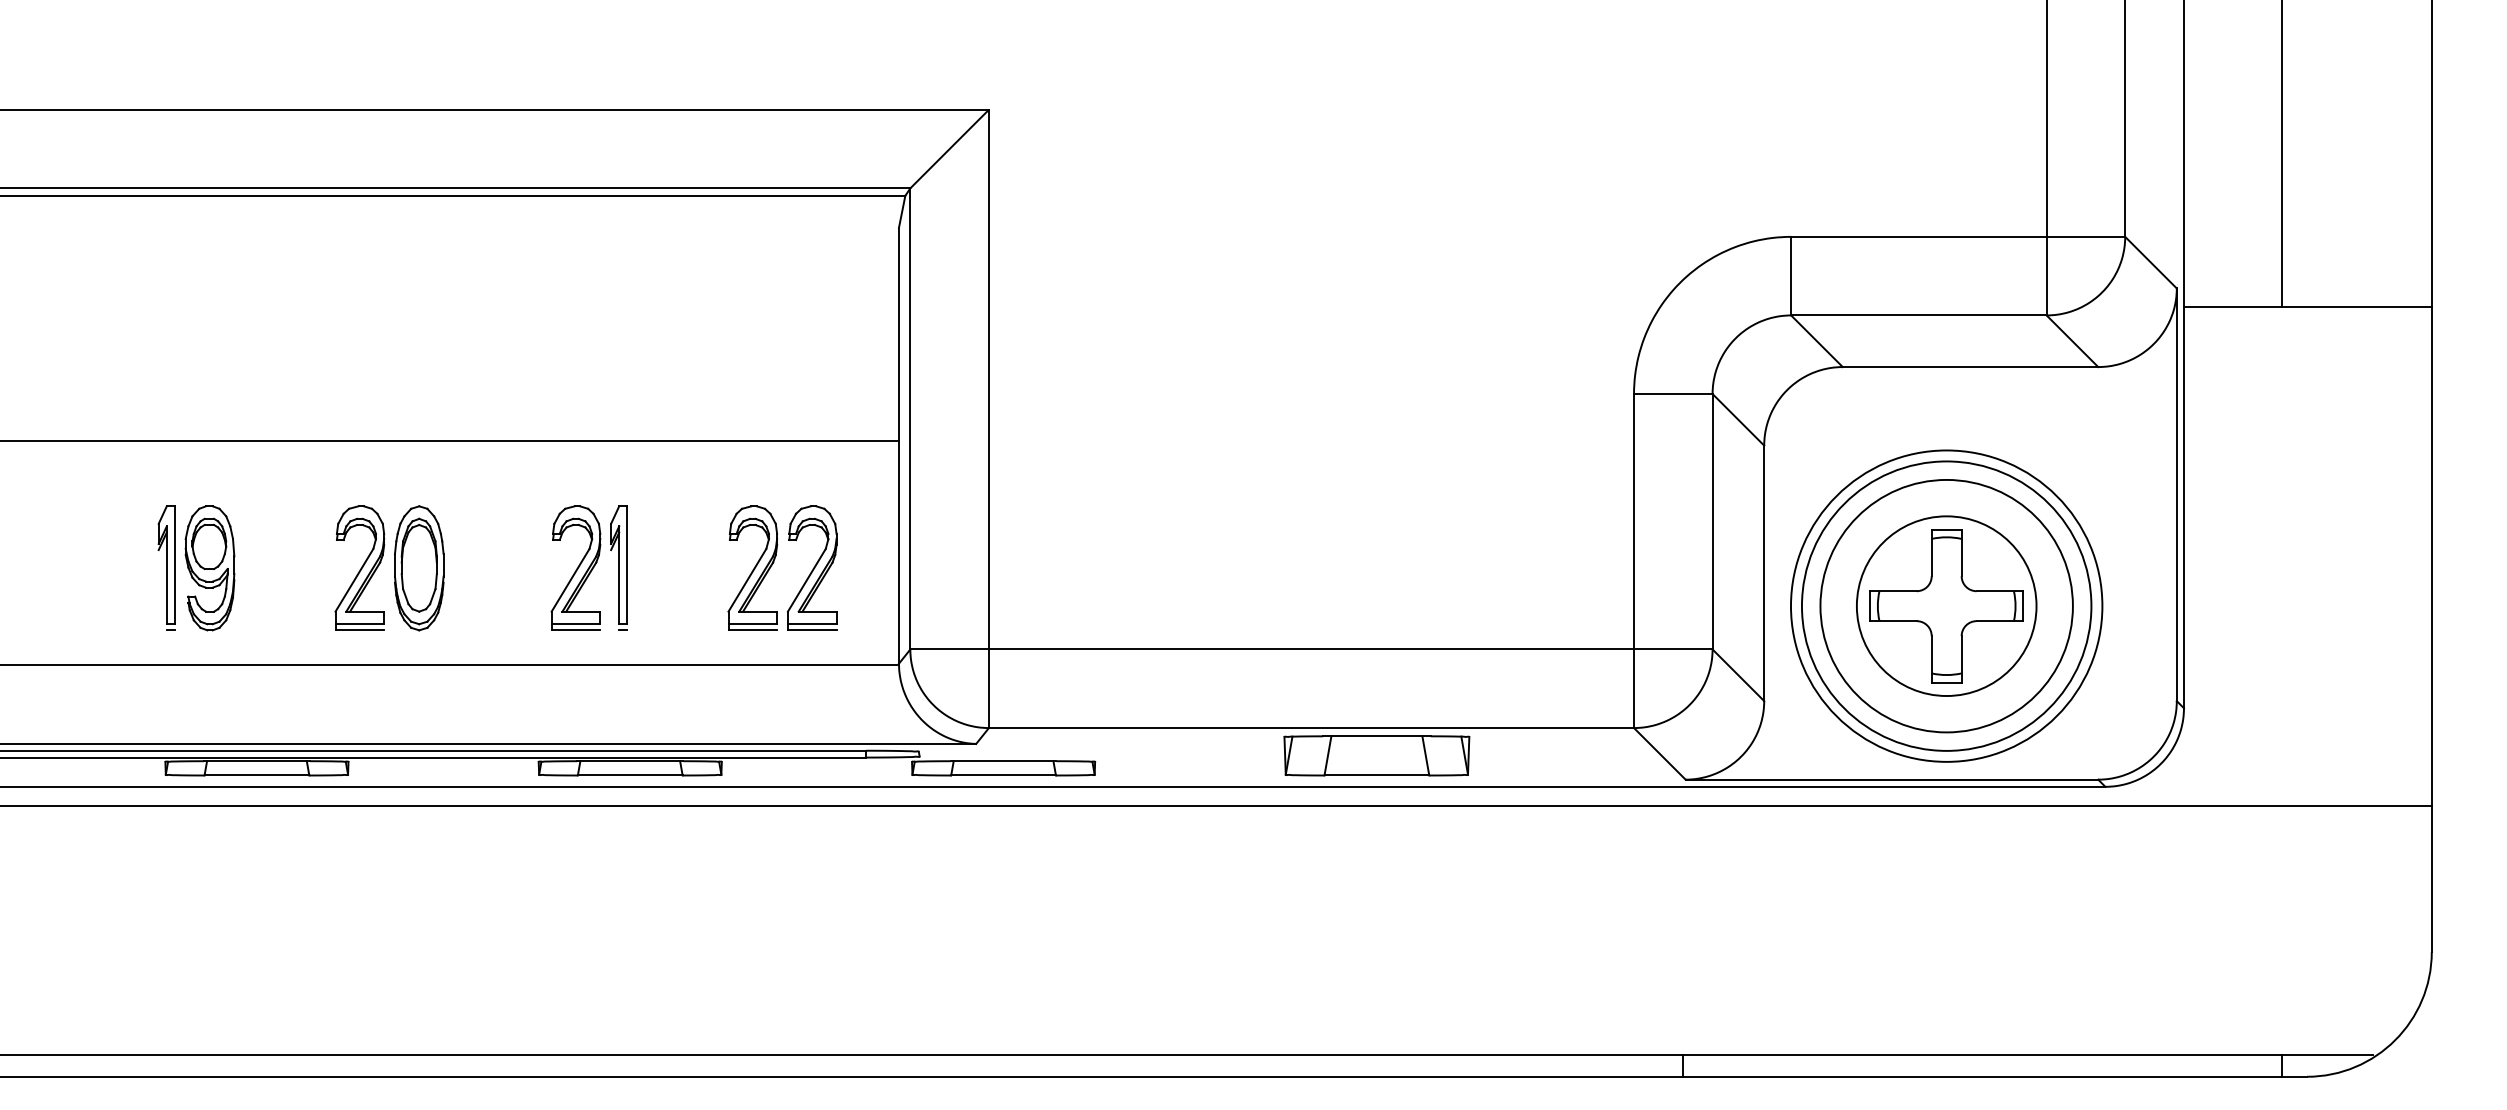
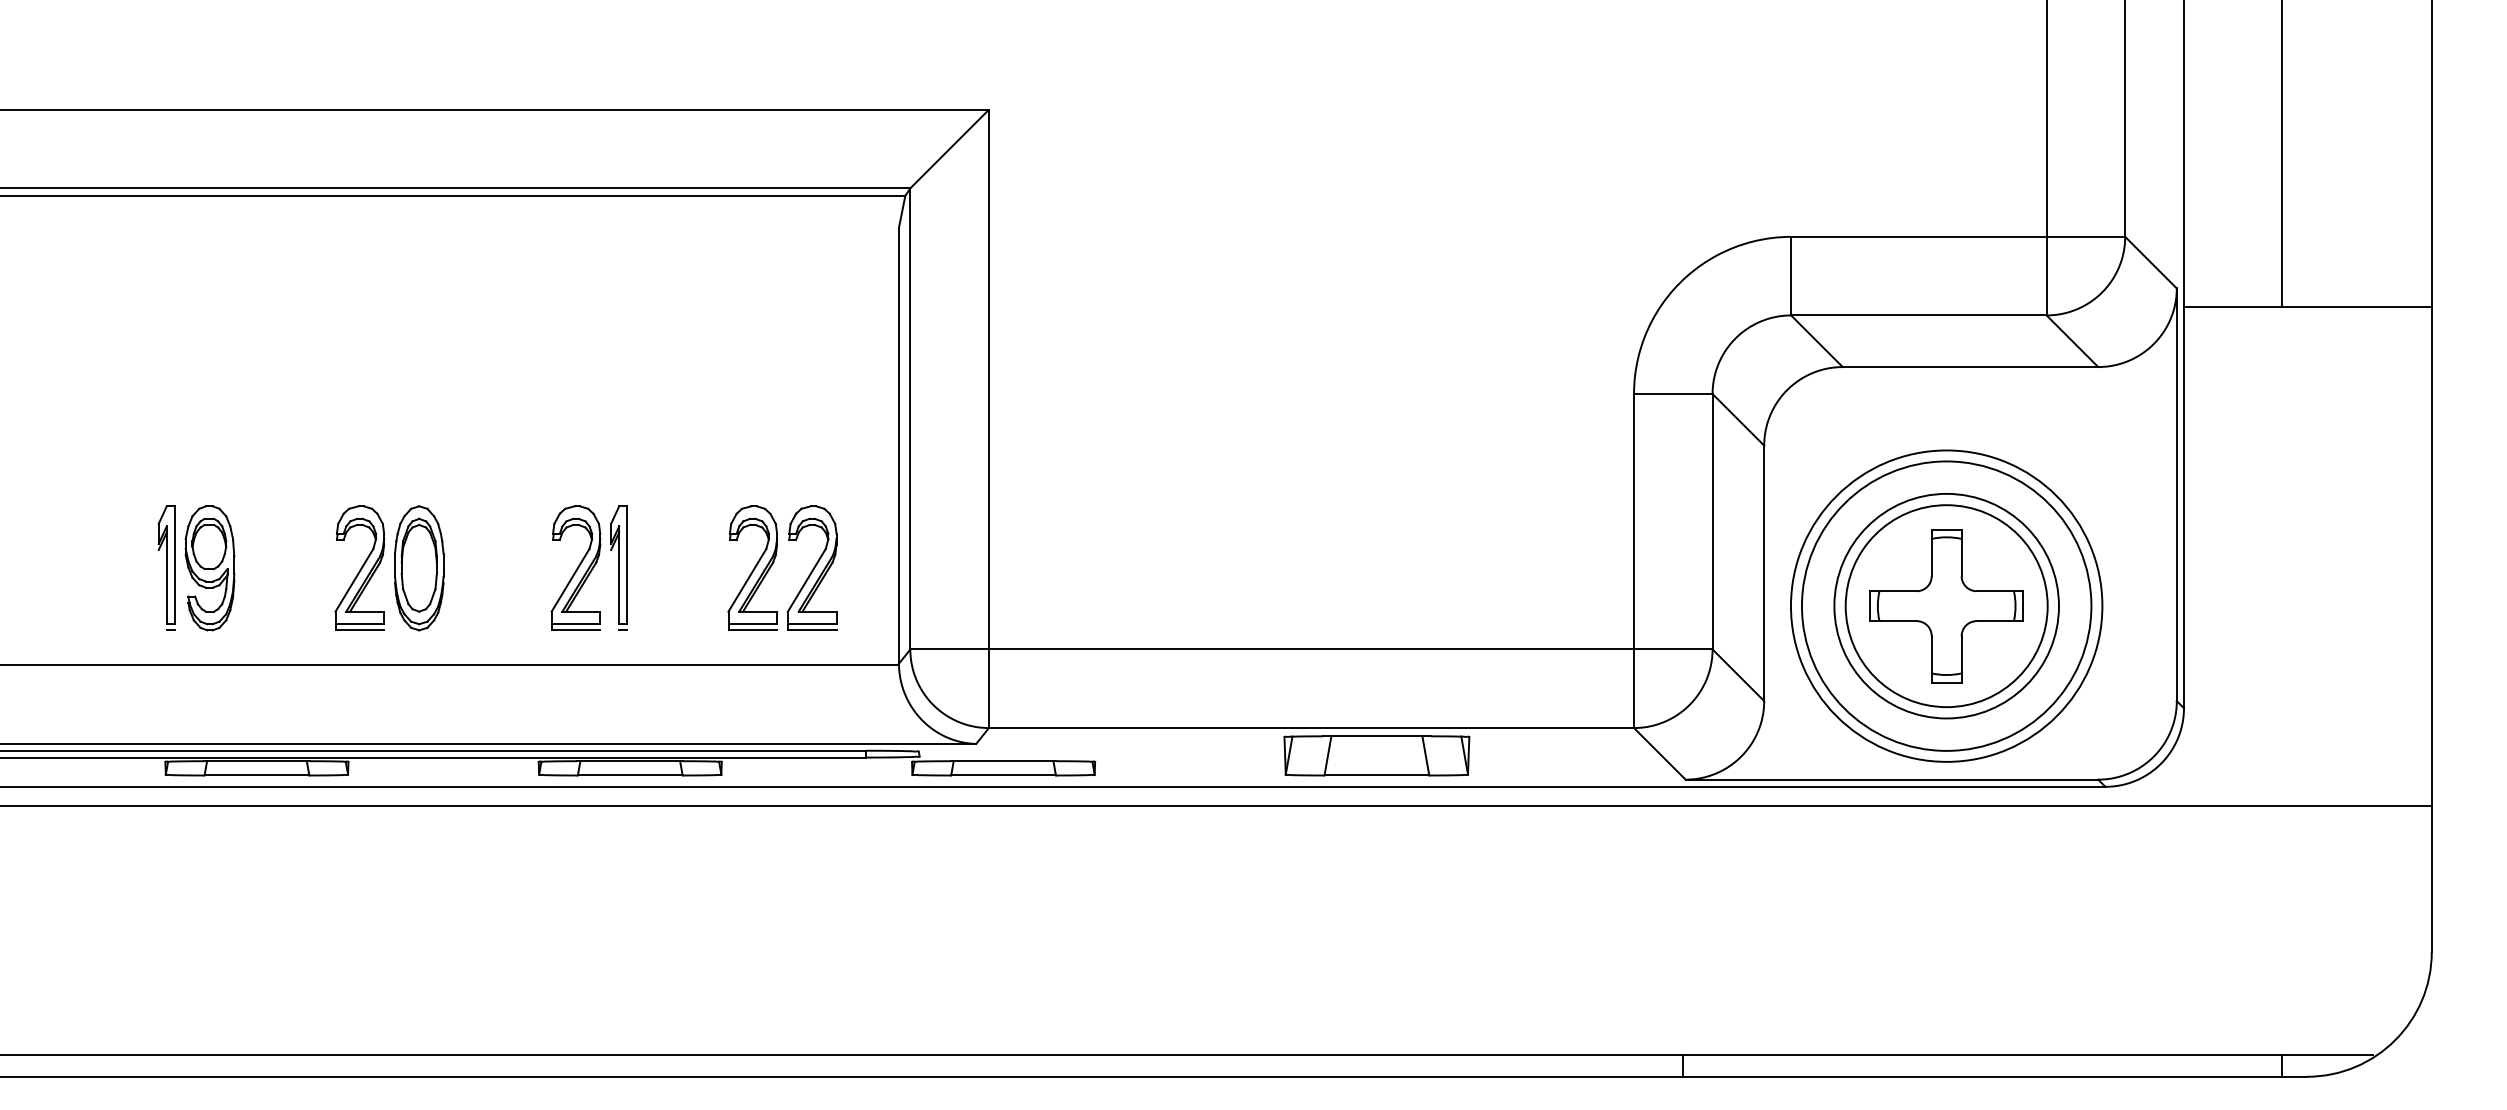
line: present -> none (450, 441)
circle diameter: 252 px -> 202 px (1946, 606)
circle diameter: 180 px -> 225 px (1946, 605)
